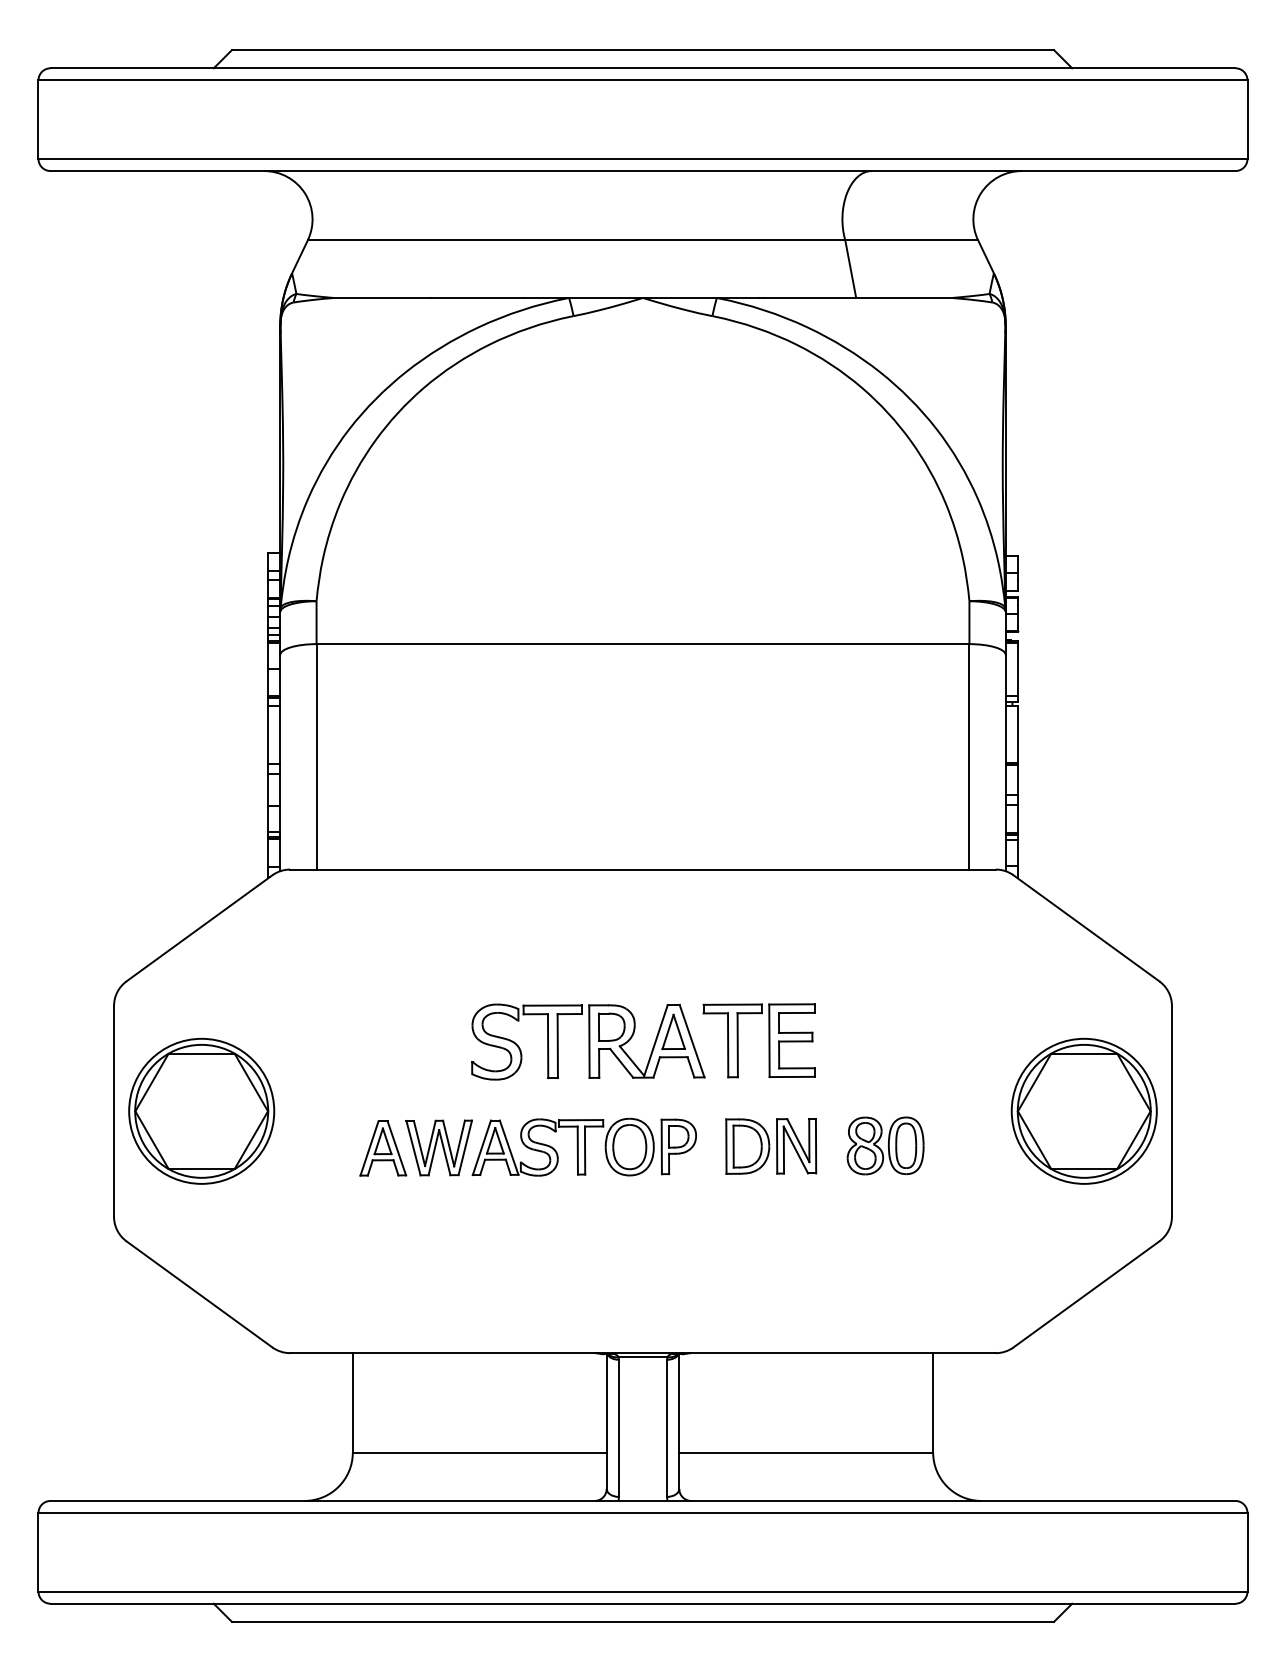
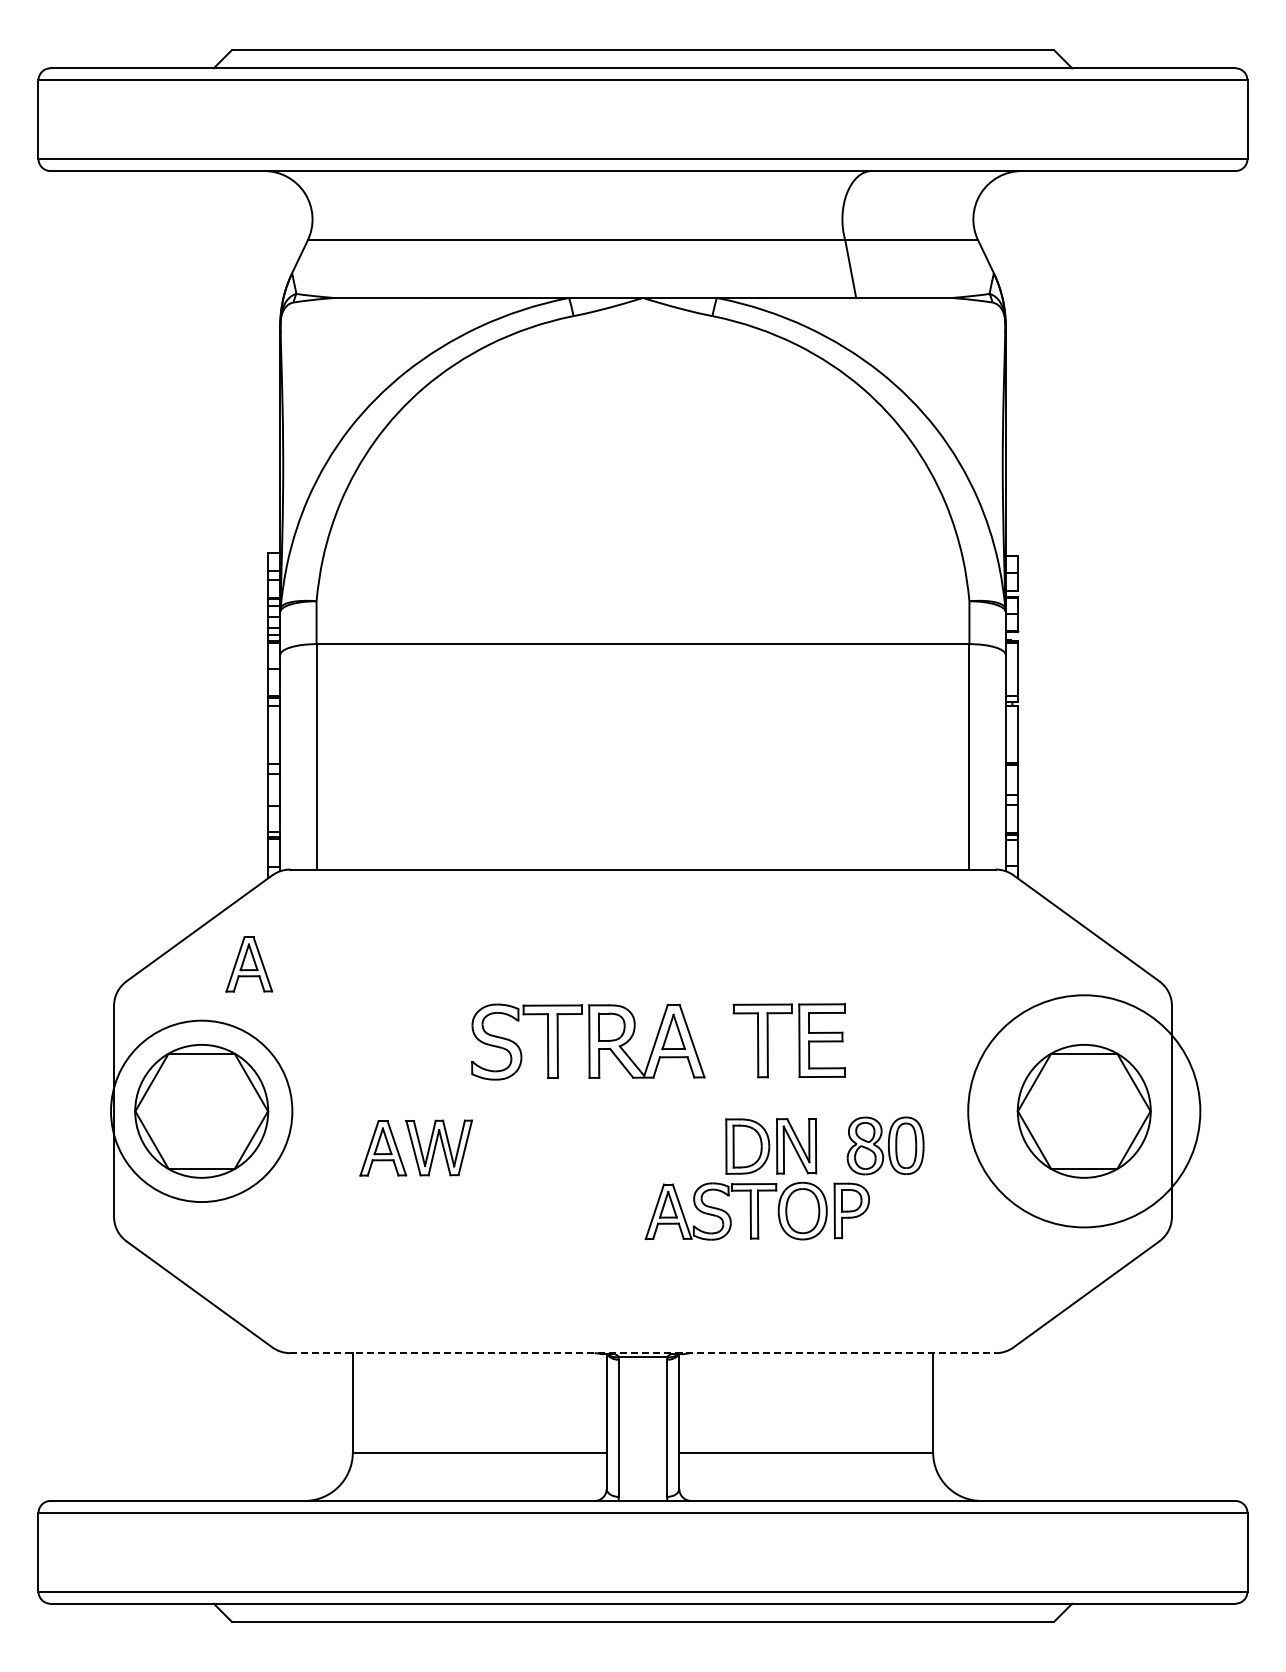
part: none -> present (249, 964)
part position: (768, 1040) -> (798, 1040) (798, 1040)
circle diameter: 145 px -> 181 px (201, 1111)
circle diameter: 145 px -> 232 px (1084, 1111)
part position: (583, 1146) -> (756, 1210) (756, 1210)
line: solid -> dashed (643, 1353)
